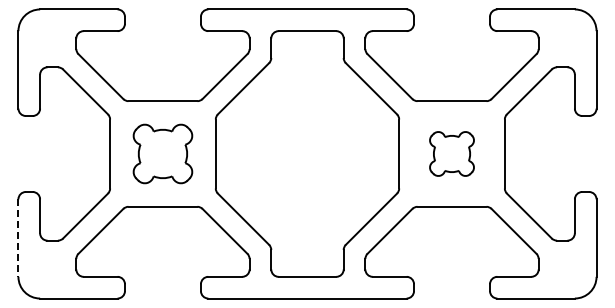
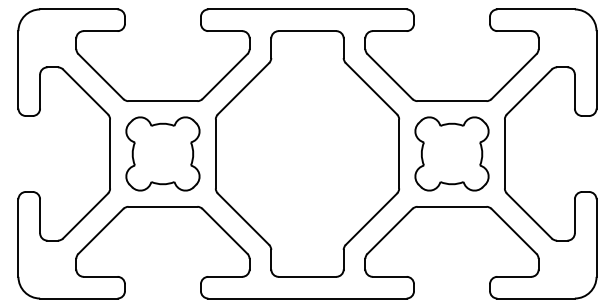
part size: 62x62 px -> 76x76 px (162, 153)
part size: 46x46 px -> 76x76 px (451, 153)
line: dashed -> solid (18, 238)
